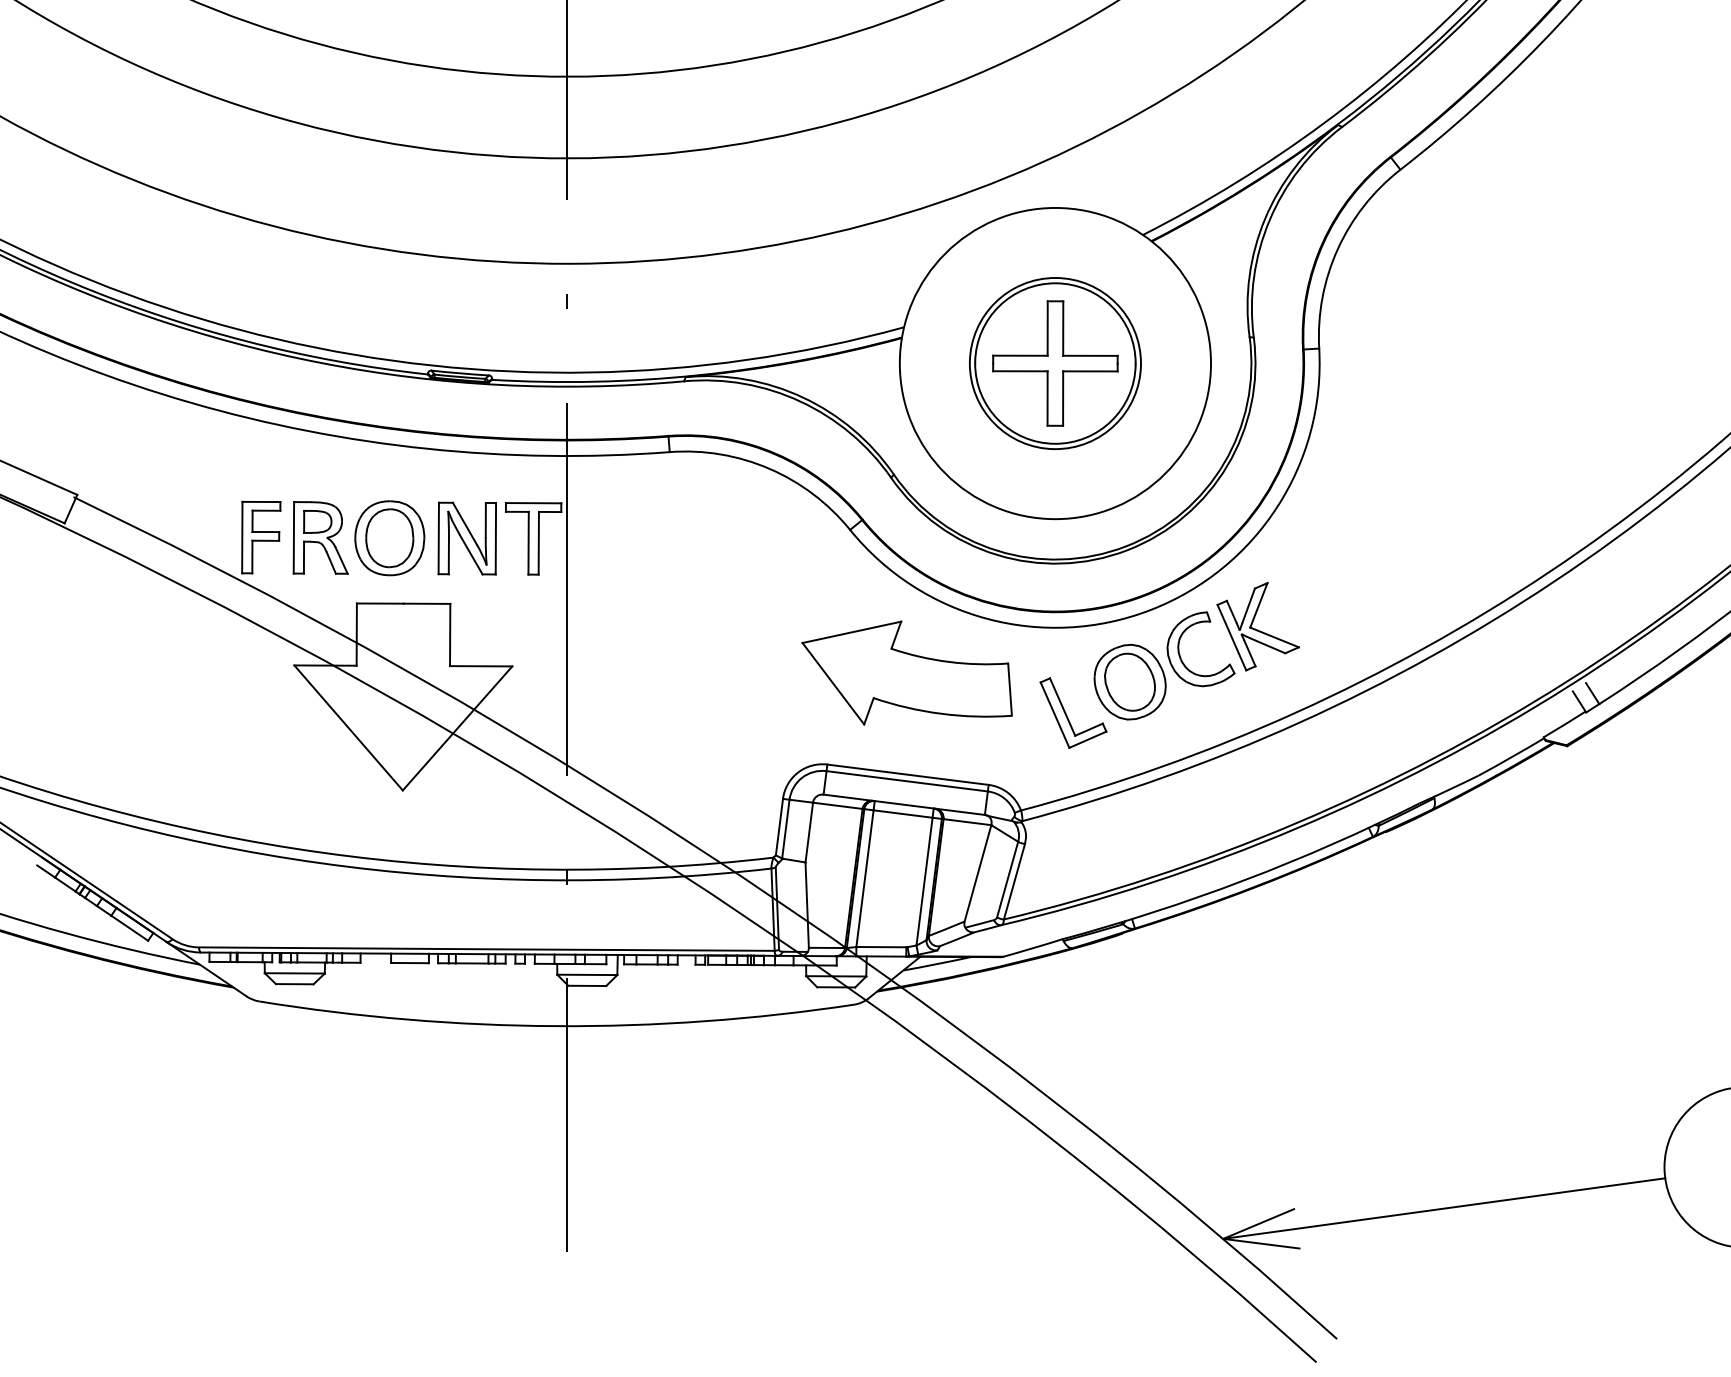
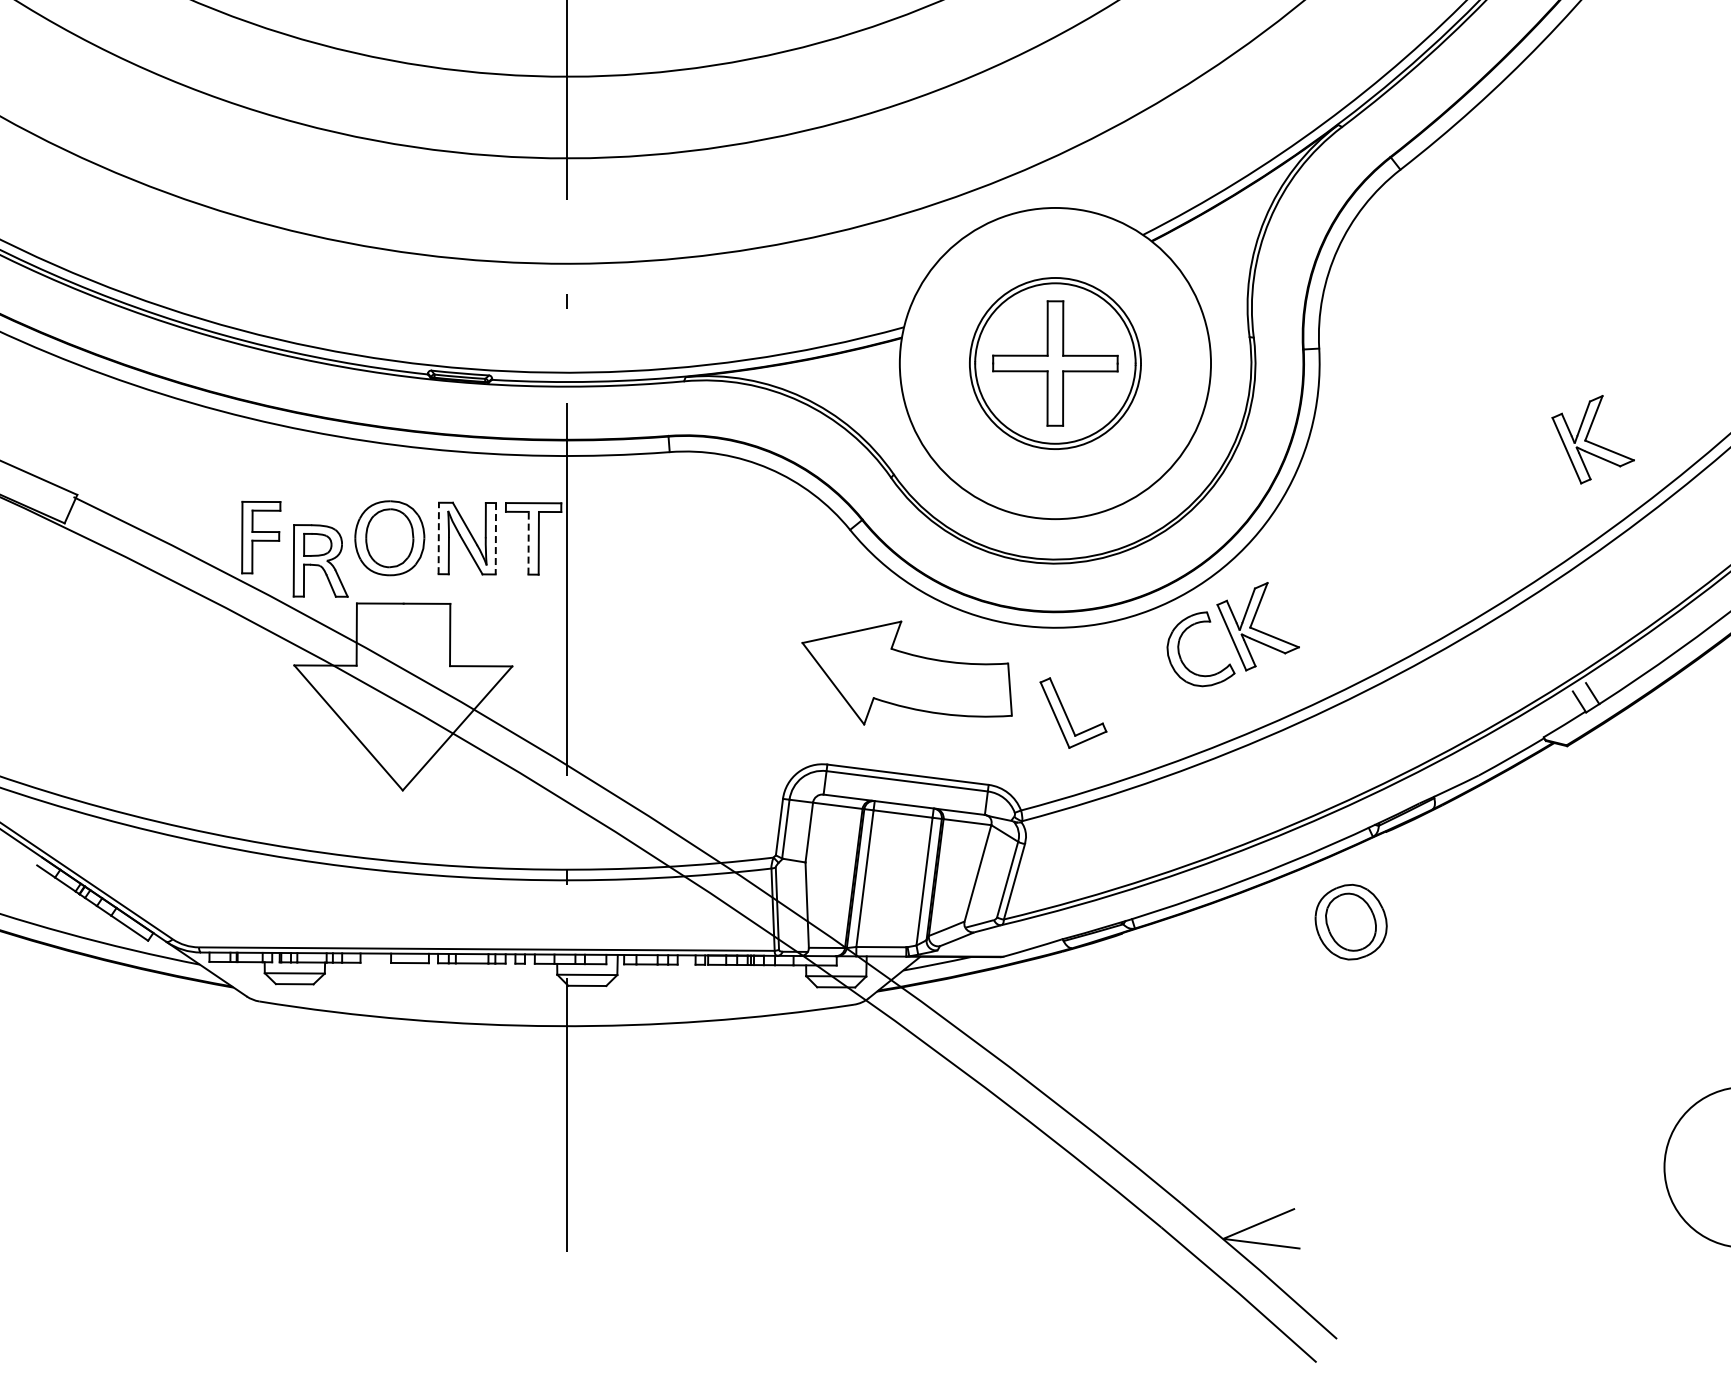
part: none -> present (1592, 439)
part position: (320, 537) -> (320, 560) (320, 560)
line: solid -> dashed (438, 538)
line: solid -> dashed (495, 538)
line: solid -> dashed (528, 542)
part position: (1129, 681) -> (1350, 921) (1350, 921)
line: present -> none (1444, 1208)
